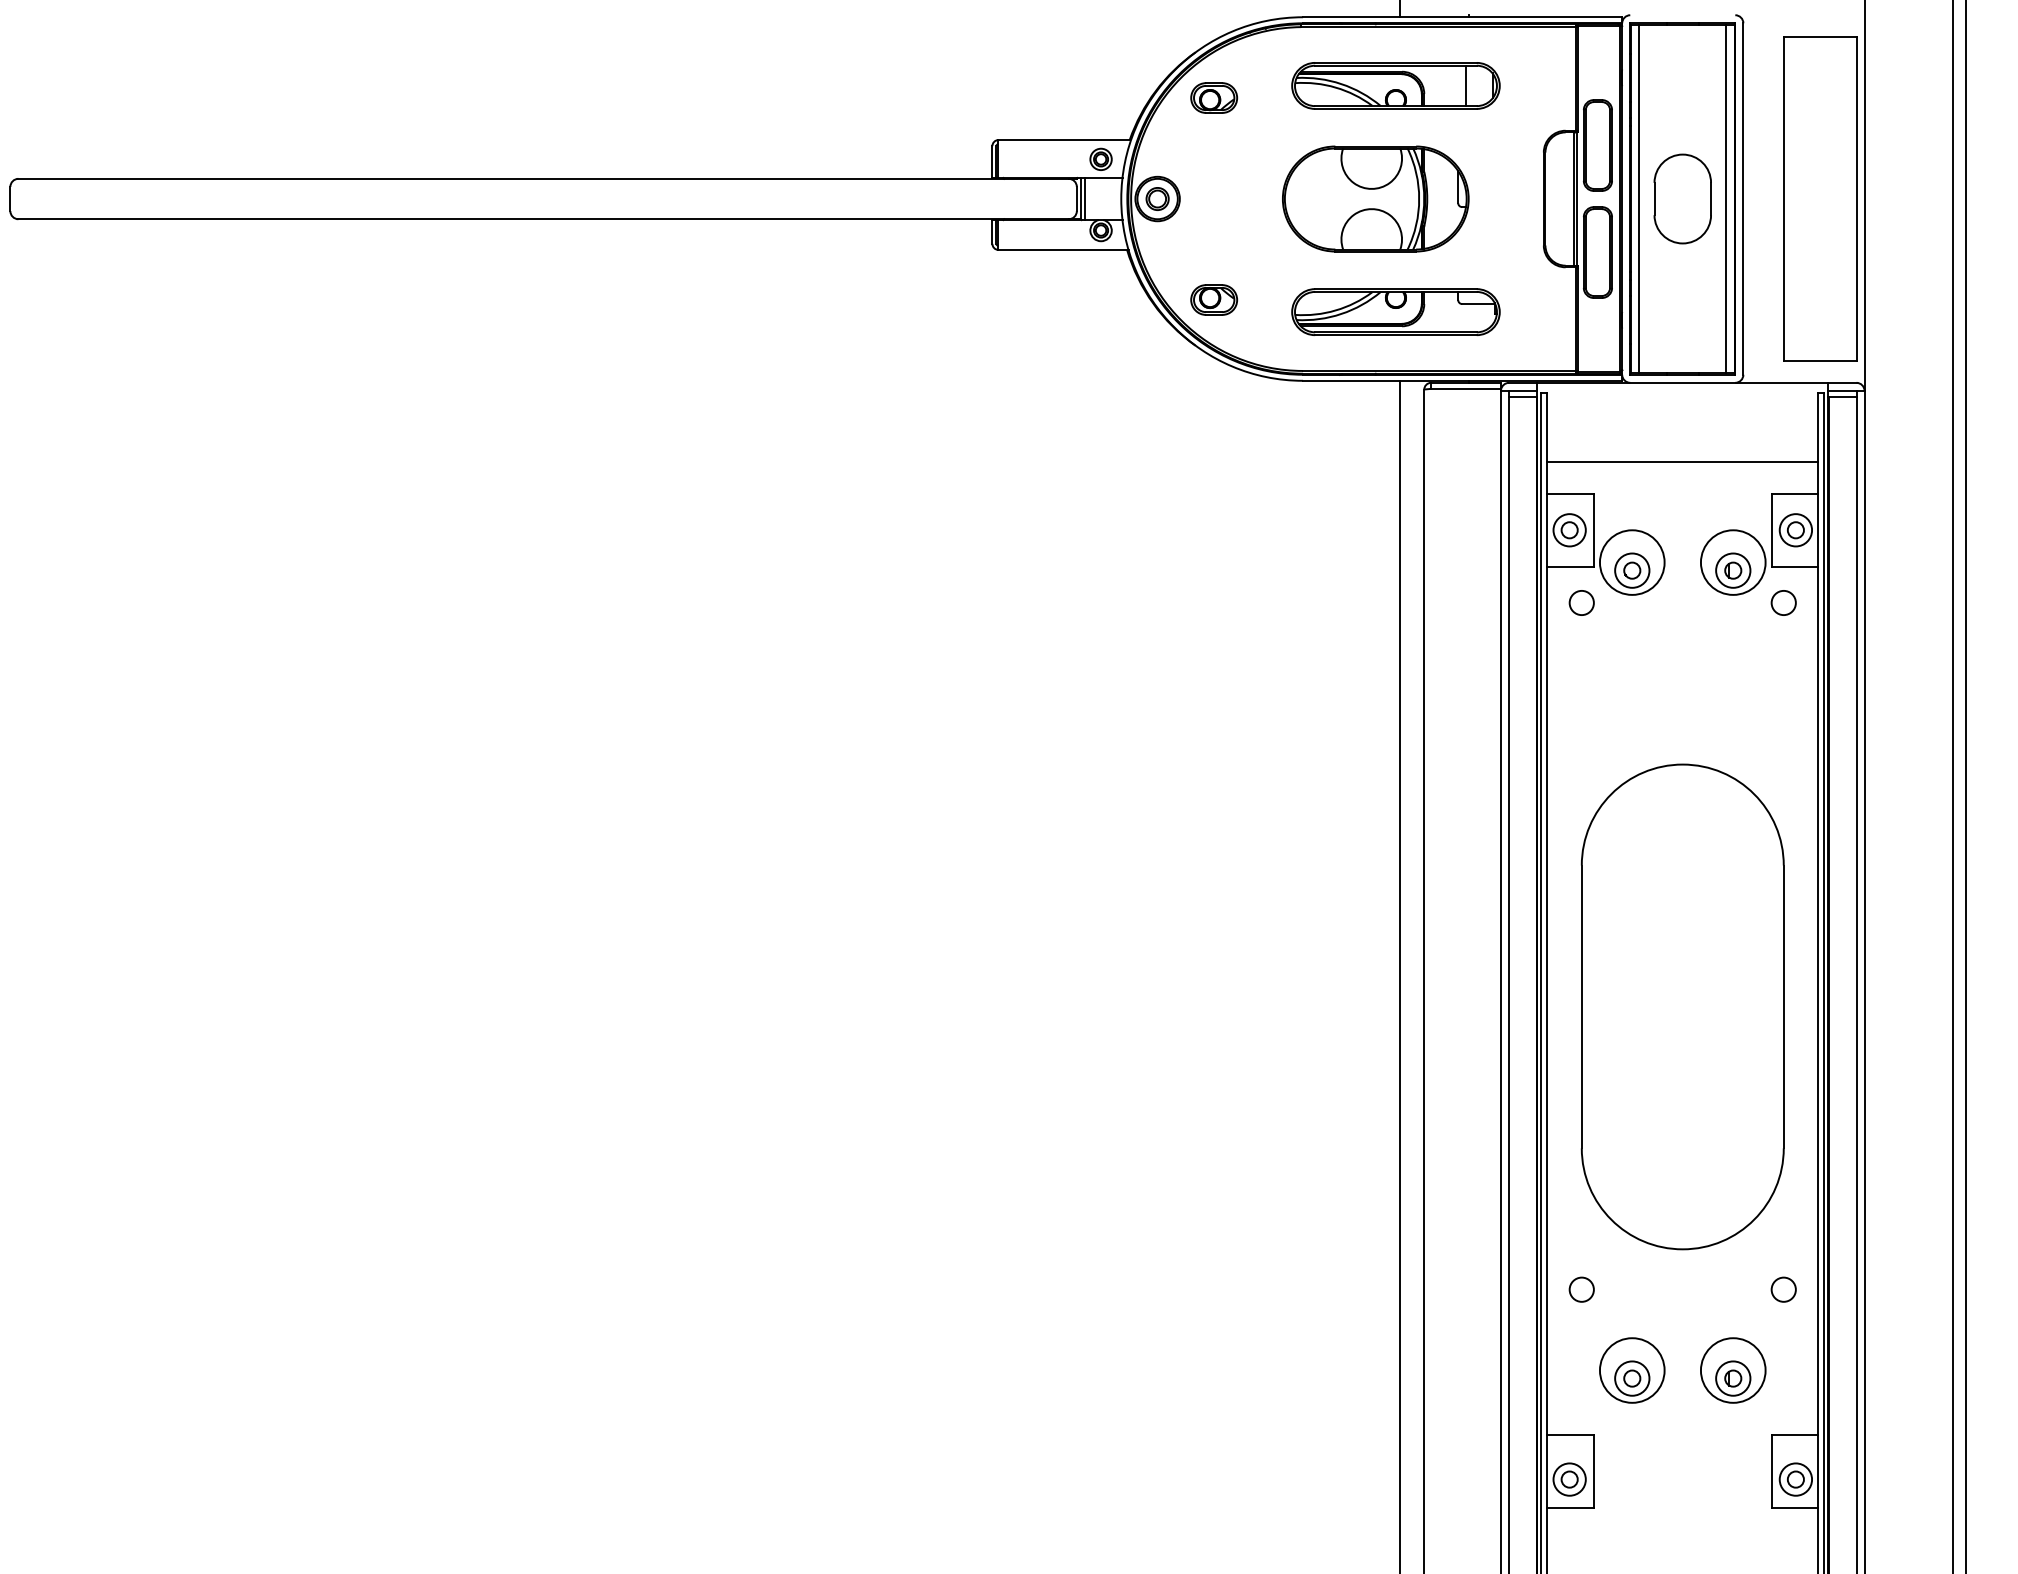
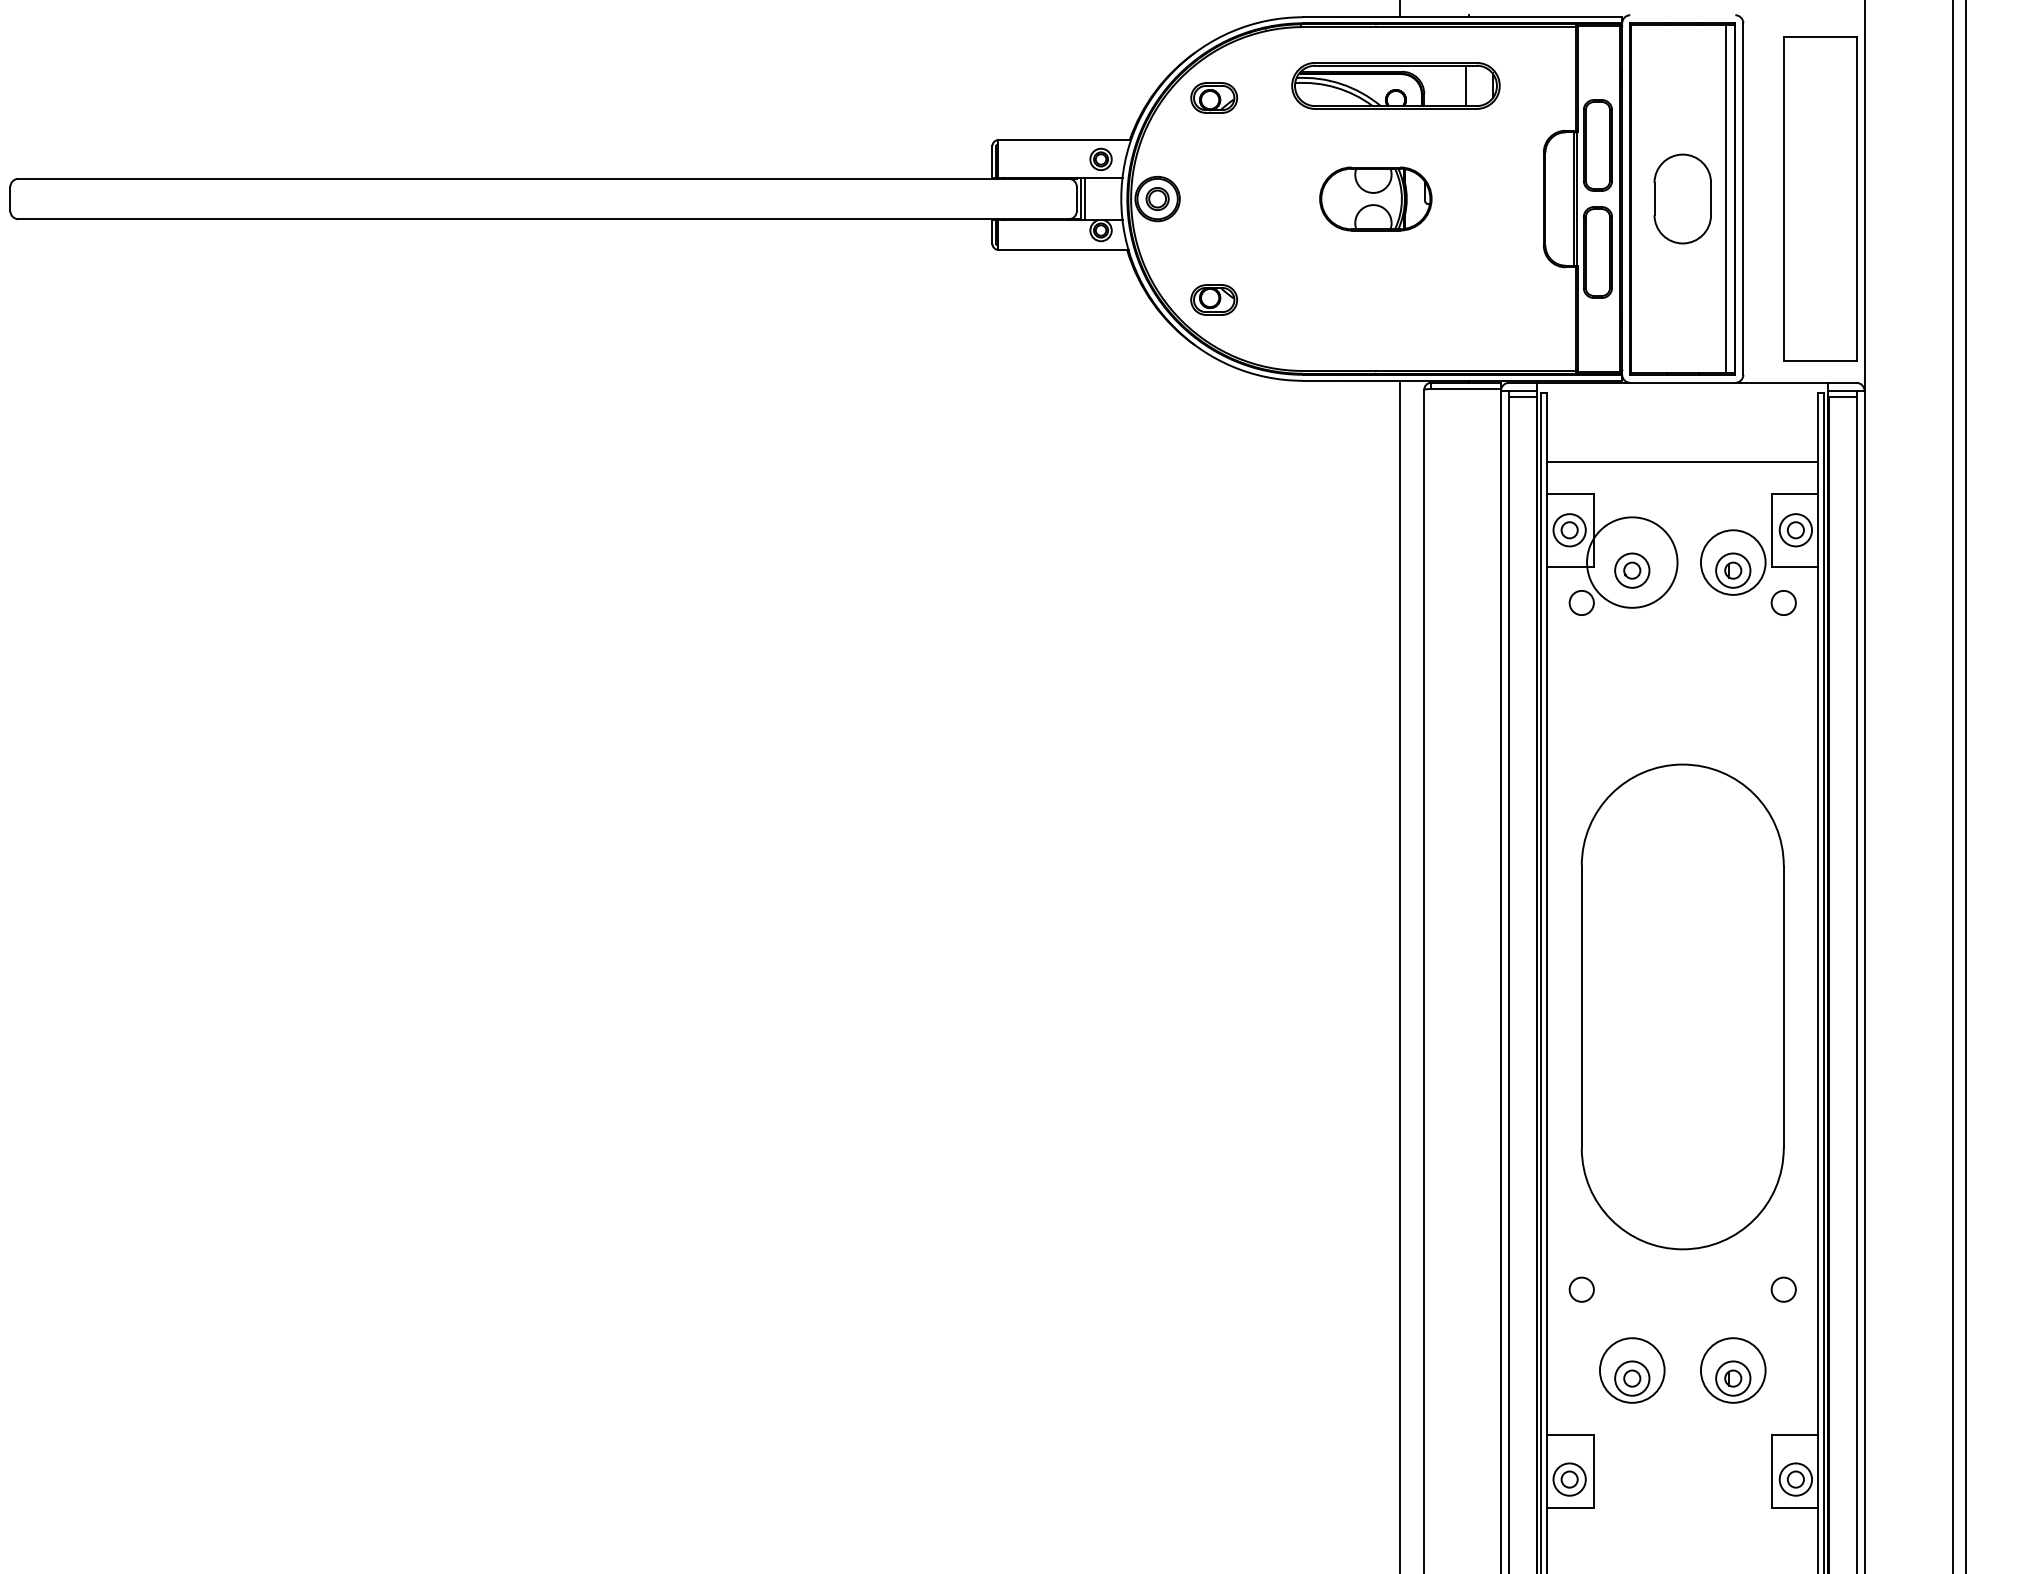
part size: 188x108 px -> 114x66 px (1375, 198)
line: present -> none (1639, 198)
part: present -> none (1395, 311)
circle diameter: 65 px -> 90 px (1632, 562)
